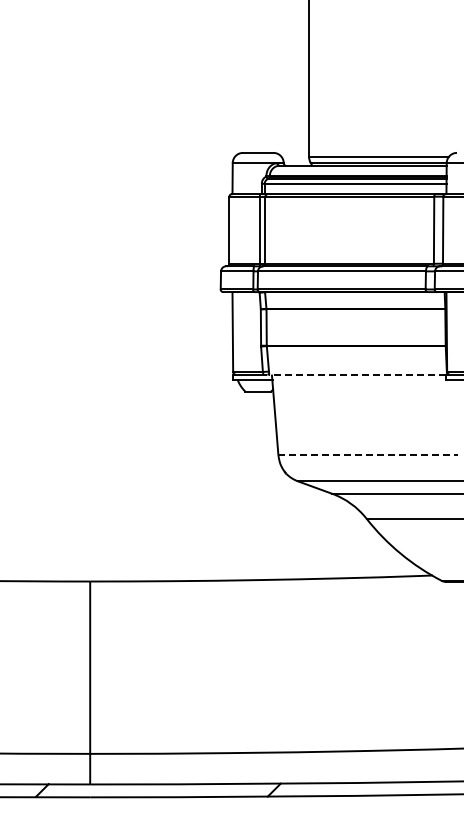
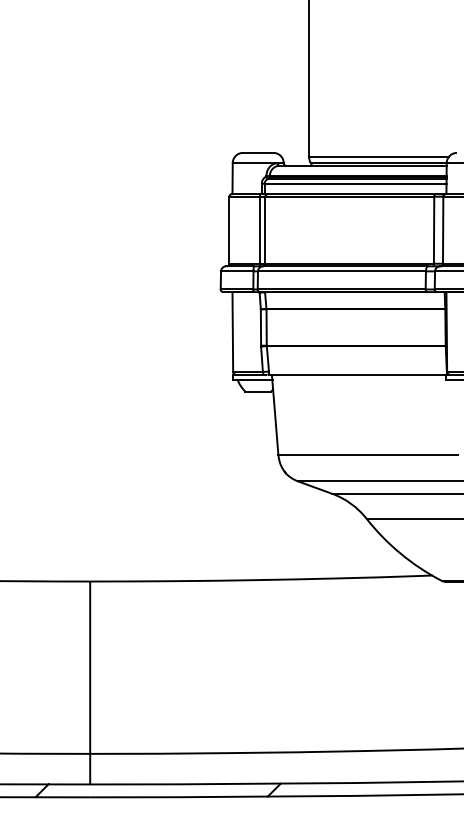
line: dashed -> solid (357, 374)
line: dashed -> solid (368, 454)
